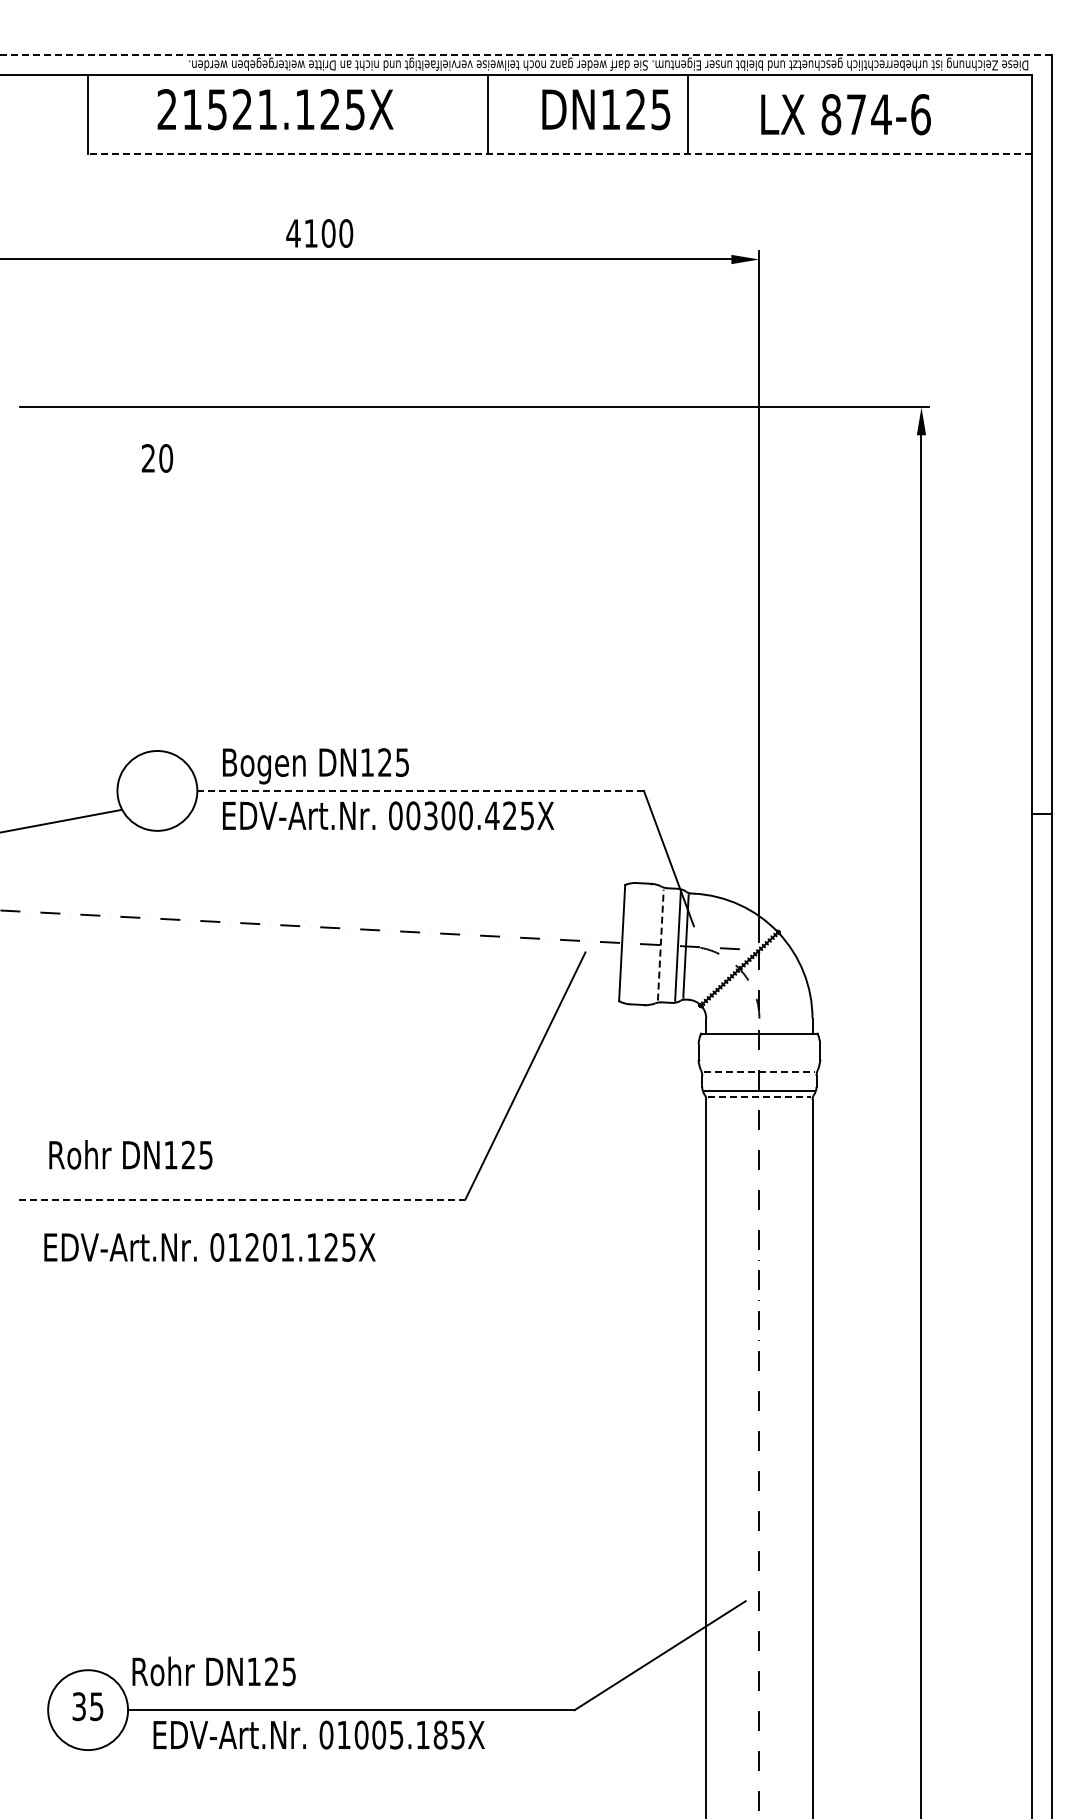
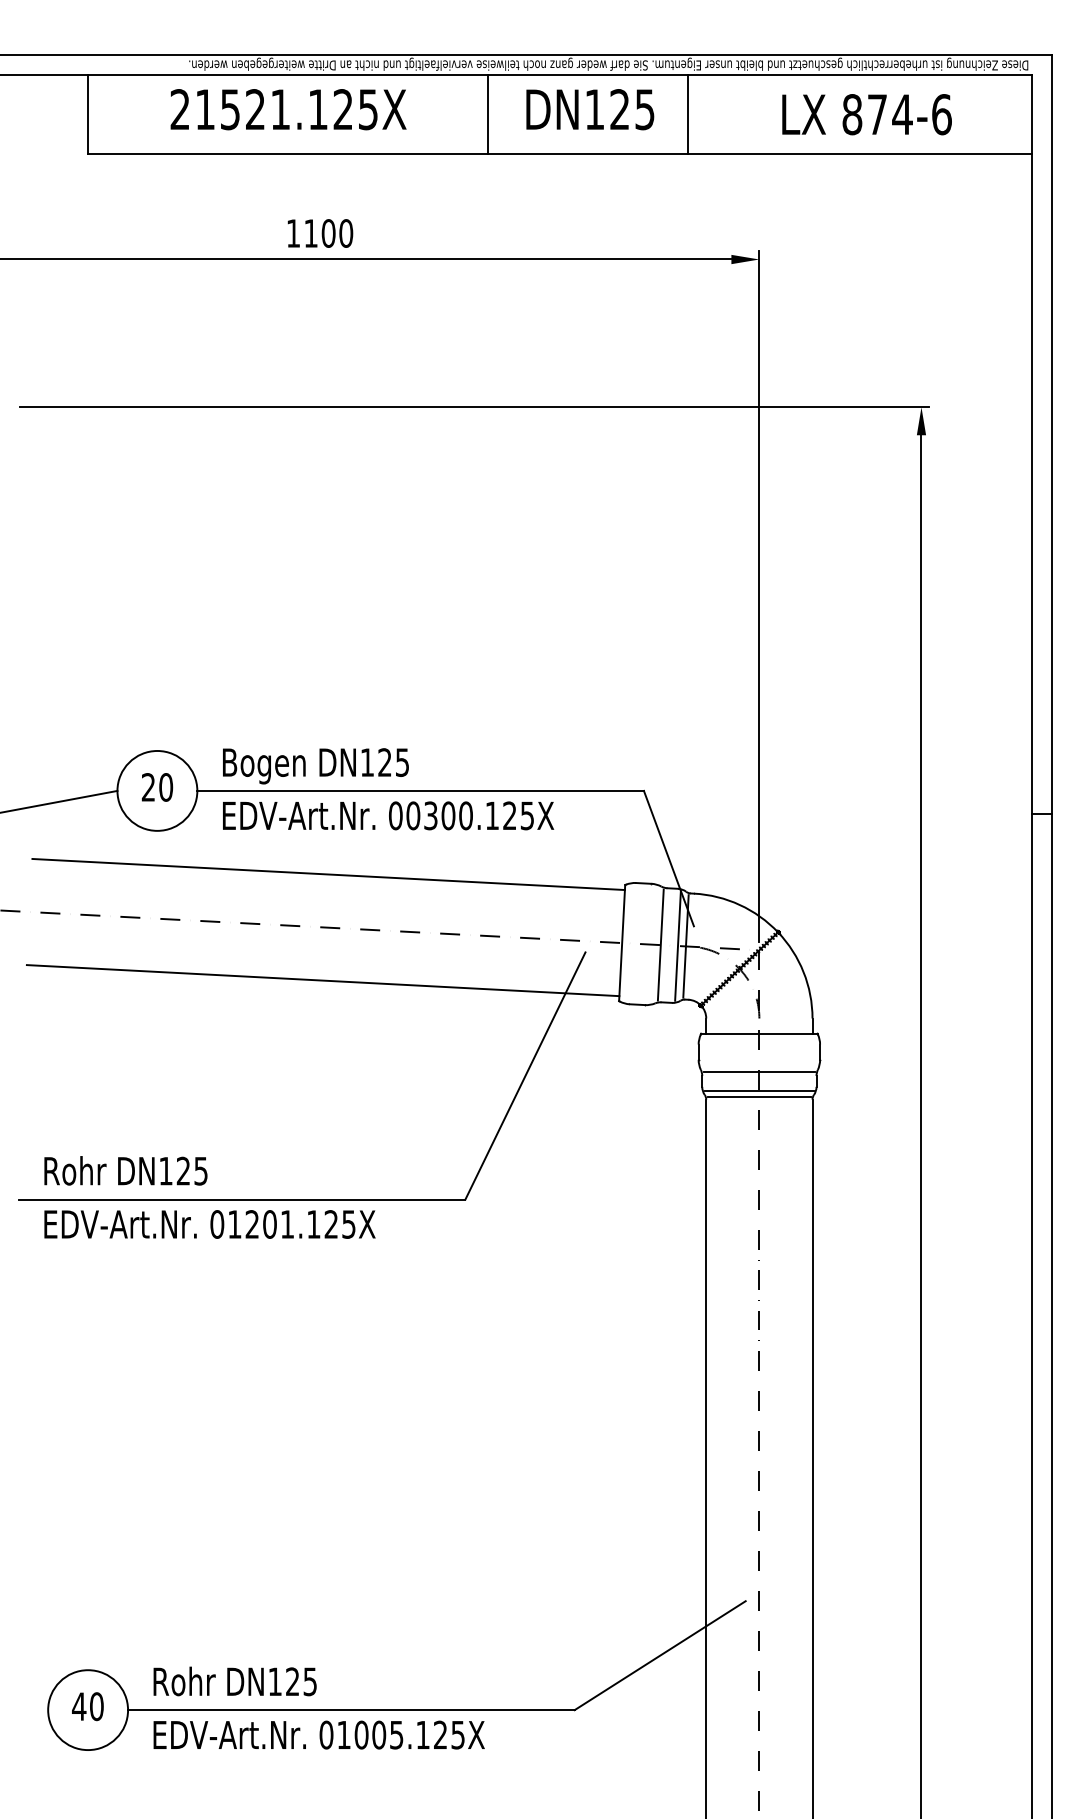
line: dashed -> solid (525, 54)
text position: (275, 109) -> (288, 109) (288, 109)
text position: (606, 109) -> (590, 109) (590, 109)
text position: (845, 114) -> (866, 114) (866, 114)
line: dashed -> solid (559, 154)
text: 4100 -> 1100 (293, 233)
text position: (157, 458) -> (157, 787) (157, 787)
line: dashed -> solid (421, 790)
text: 00300.425X -> 00300.125X (492, 815)
line position: (61, 820) -> (59, 801) (59, 801)
line: none -> present (328, 874)
line: dashed -> solid (660, 945)
line: none -> present (322, 980)
line: dashed -> solid (759, 1072)
line: dashed -> solid (759, 1096)
text position: (130, 1154) -> (125, 1170) (125, 1170)
line: dashed -> solid (242, 1199)
text position: (209, 1247) -> (209, 1224) (209, 1224)
text position: (213, 1671) -> (234, 1681) (234, 1681)
text: 35 -> 40 (87, 1706)
text: 01005.185X -> 01005.125X (440, 1734)
